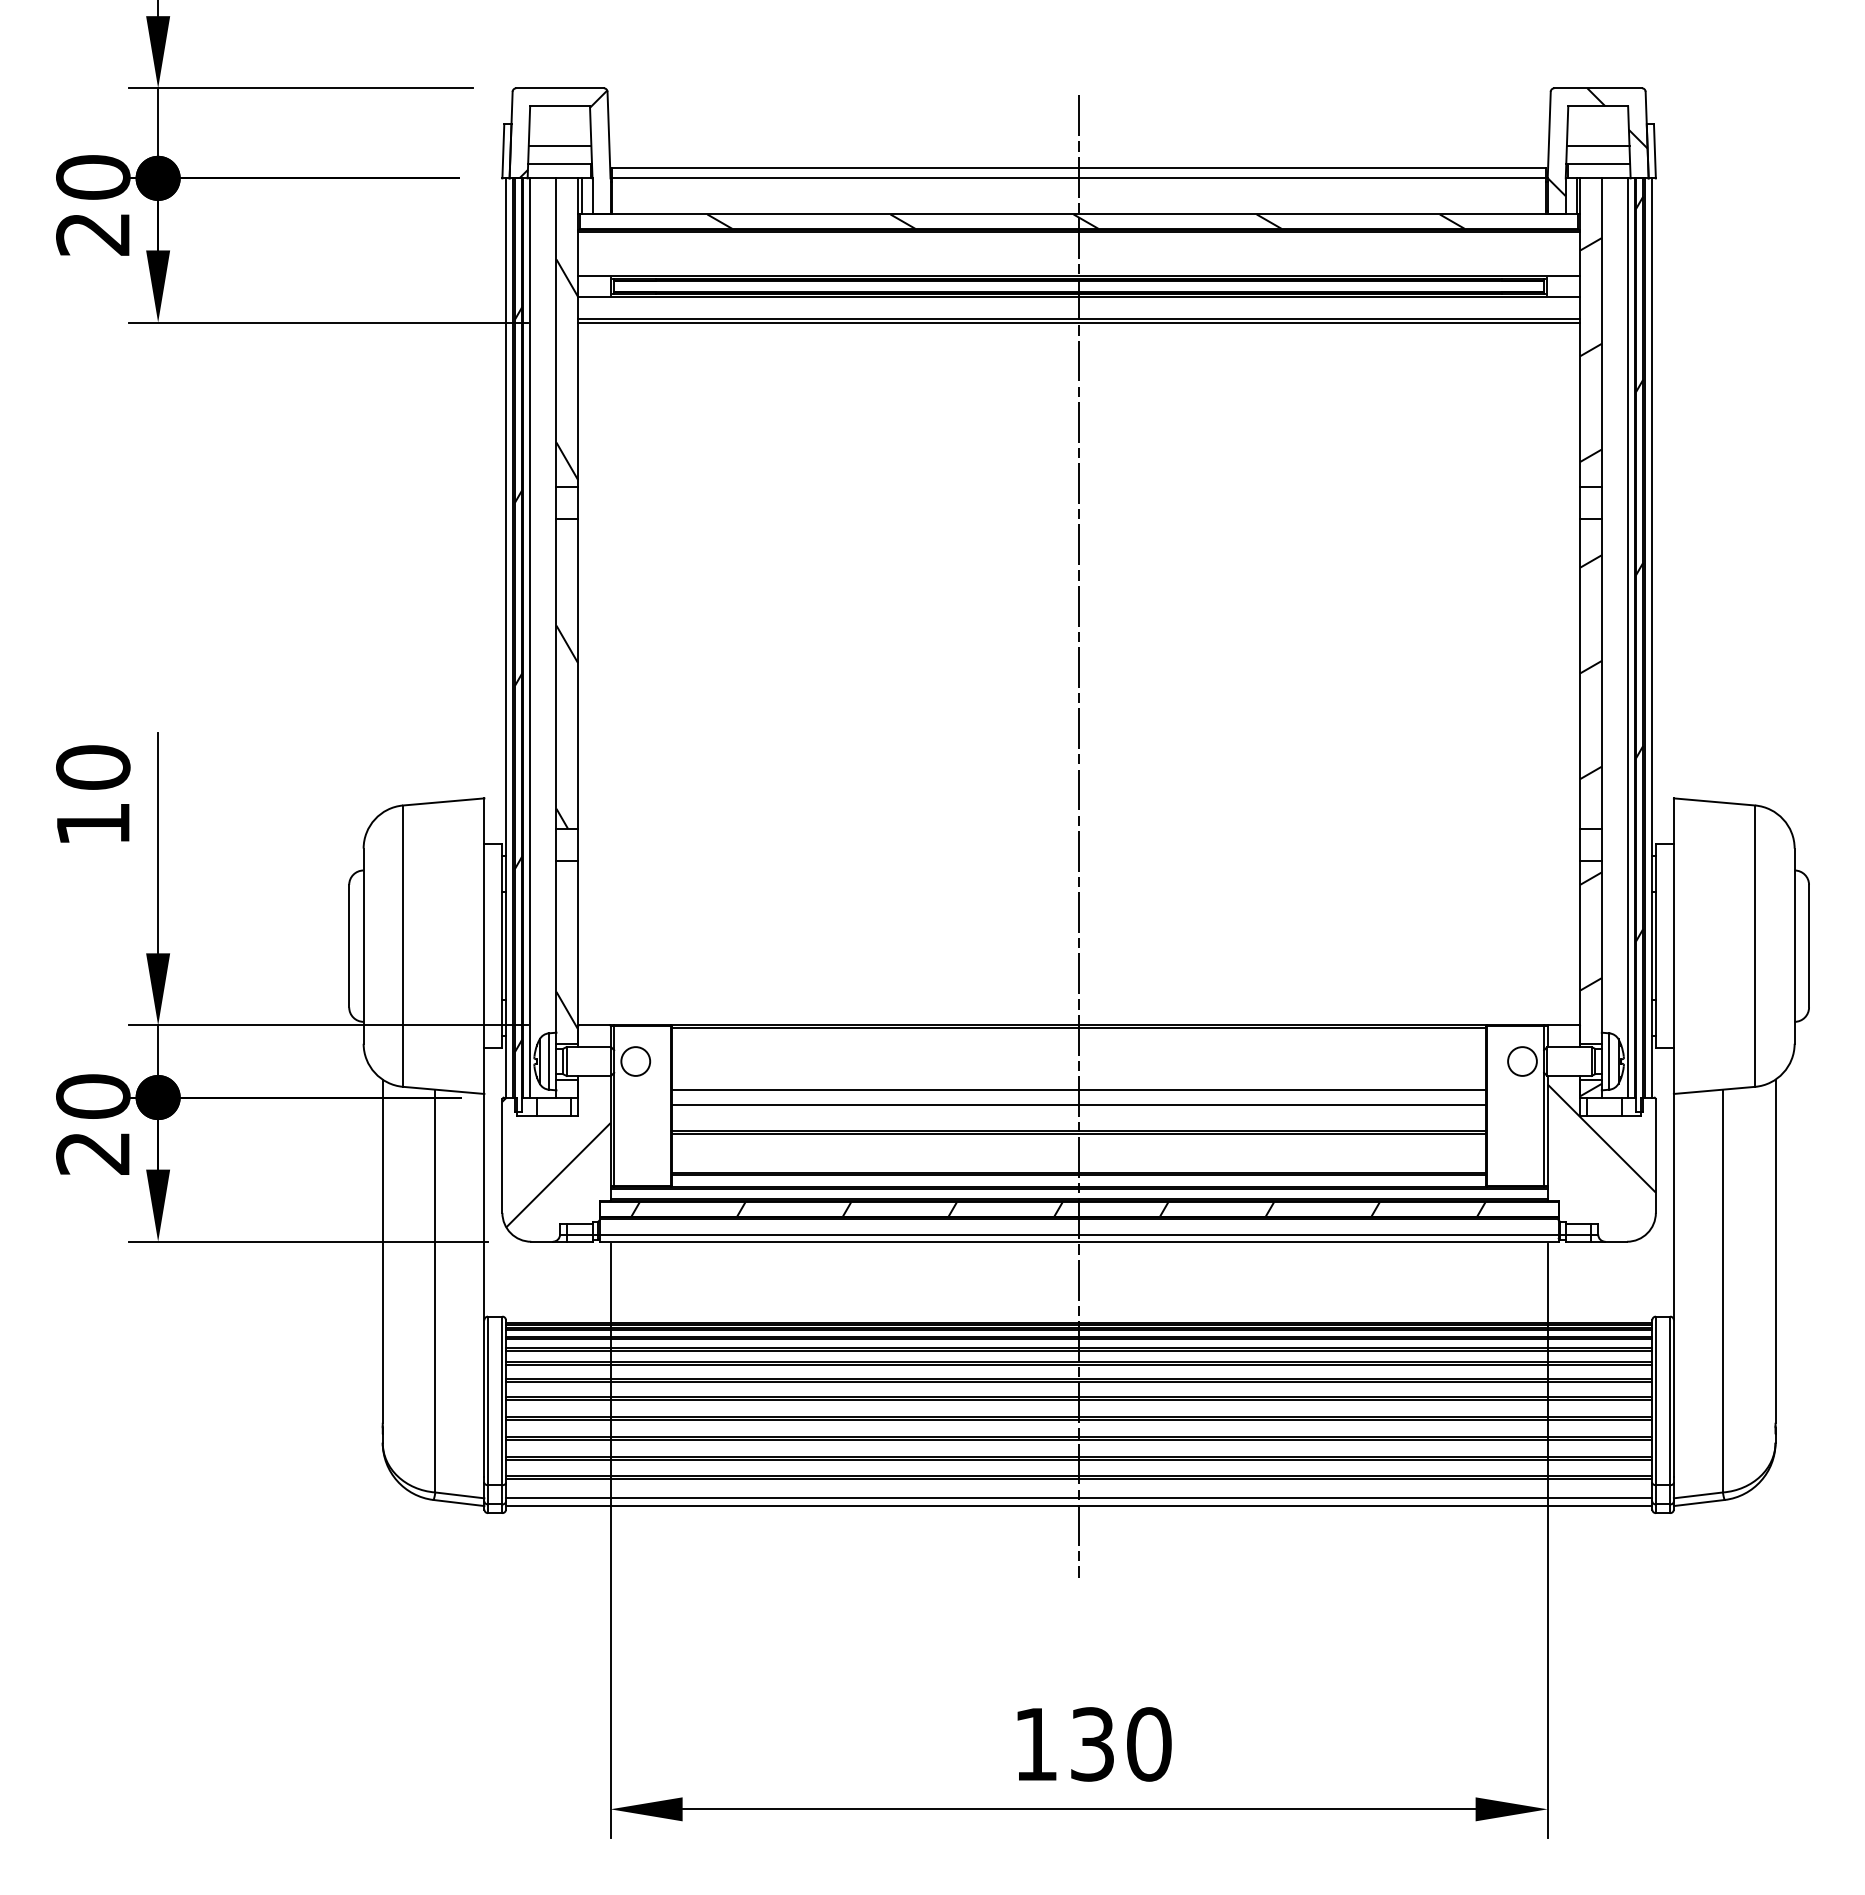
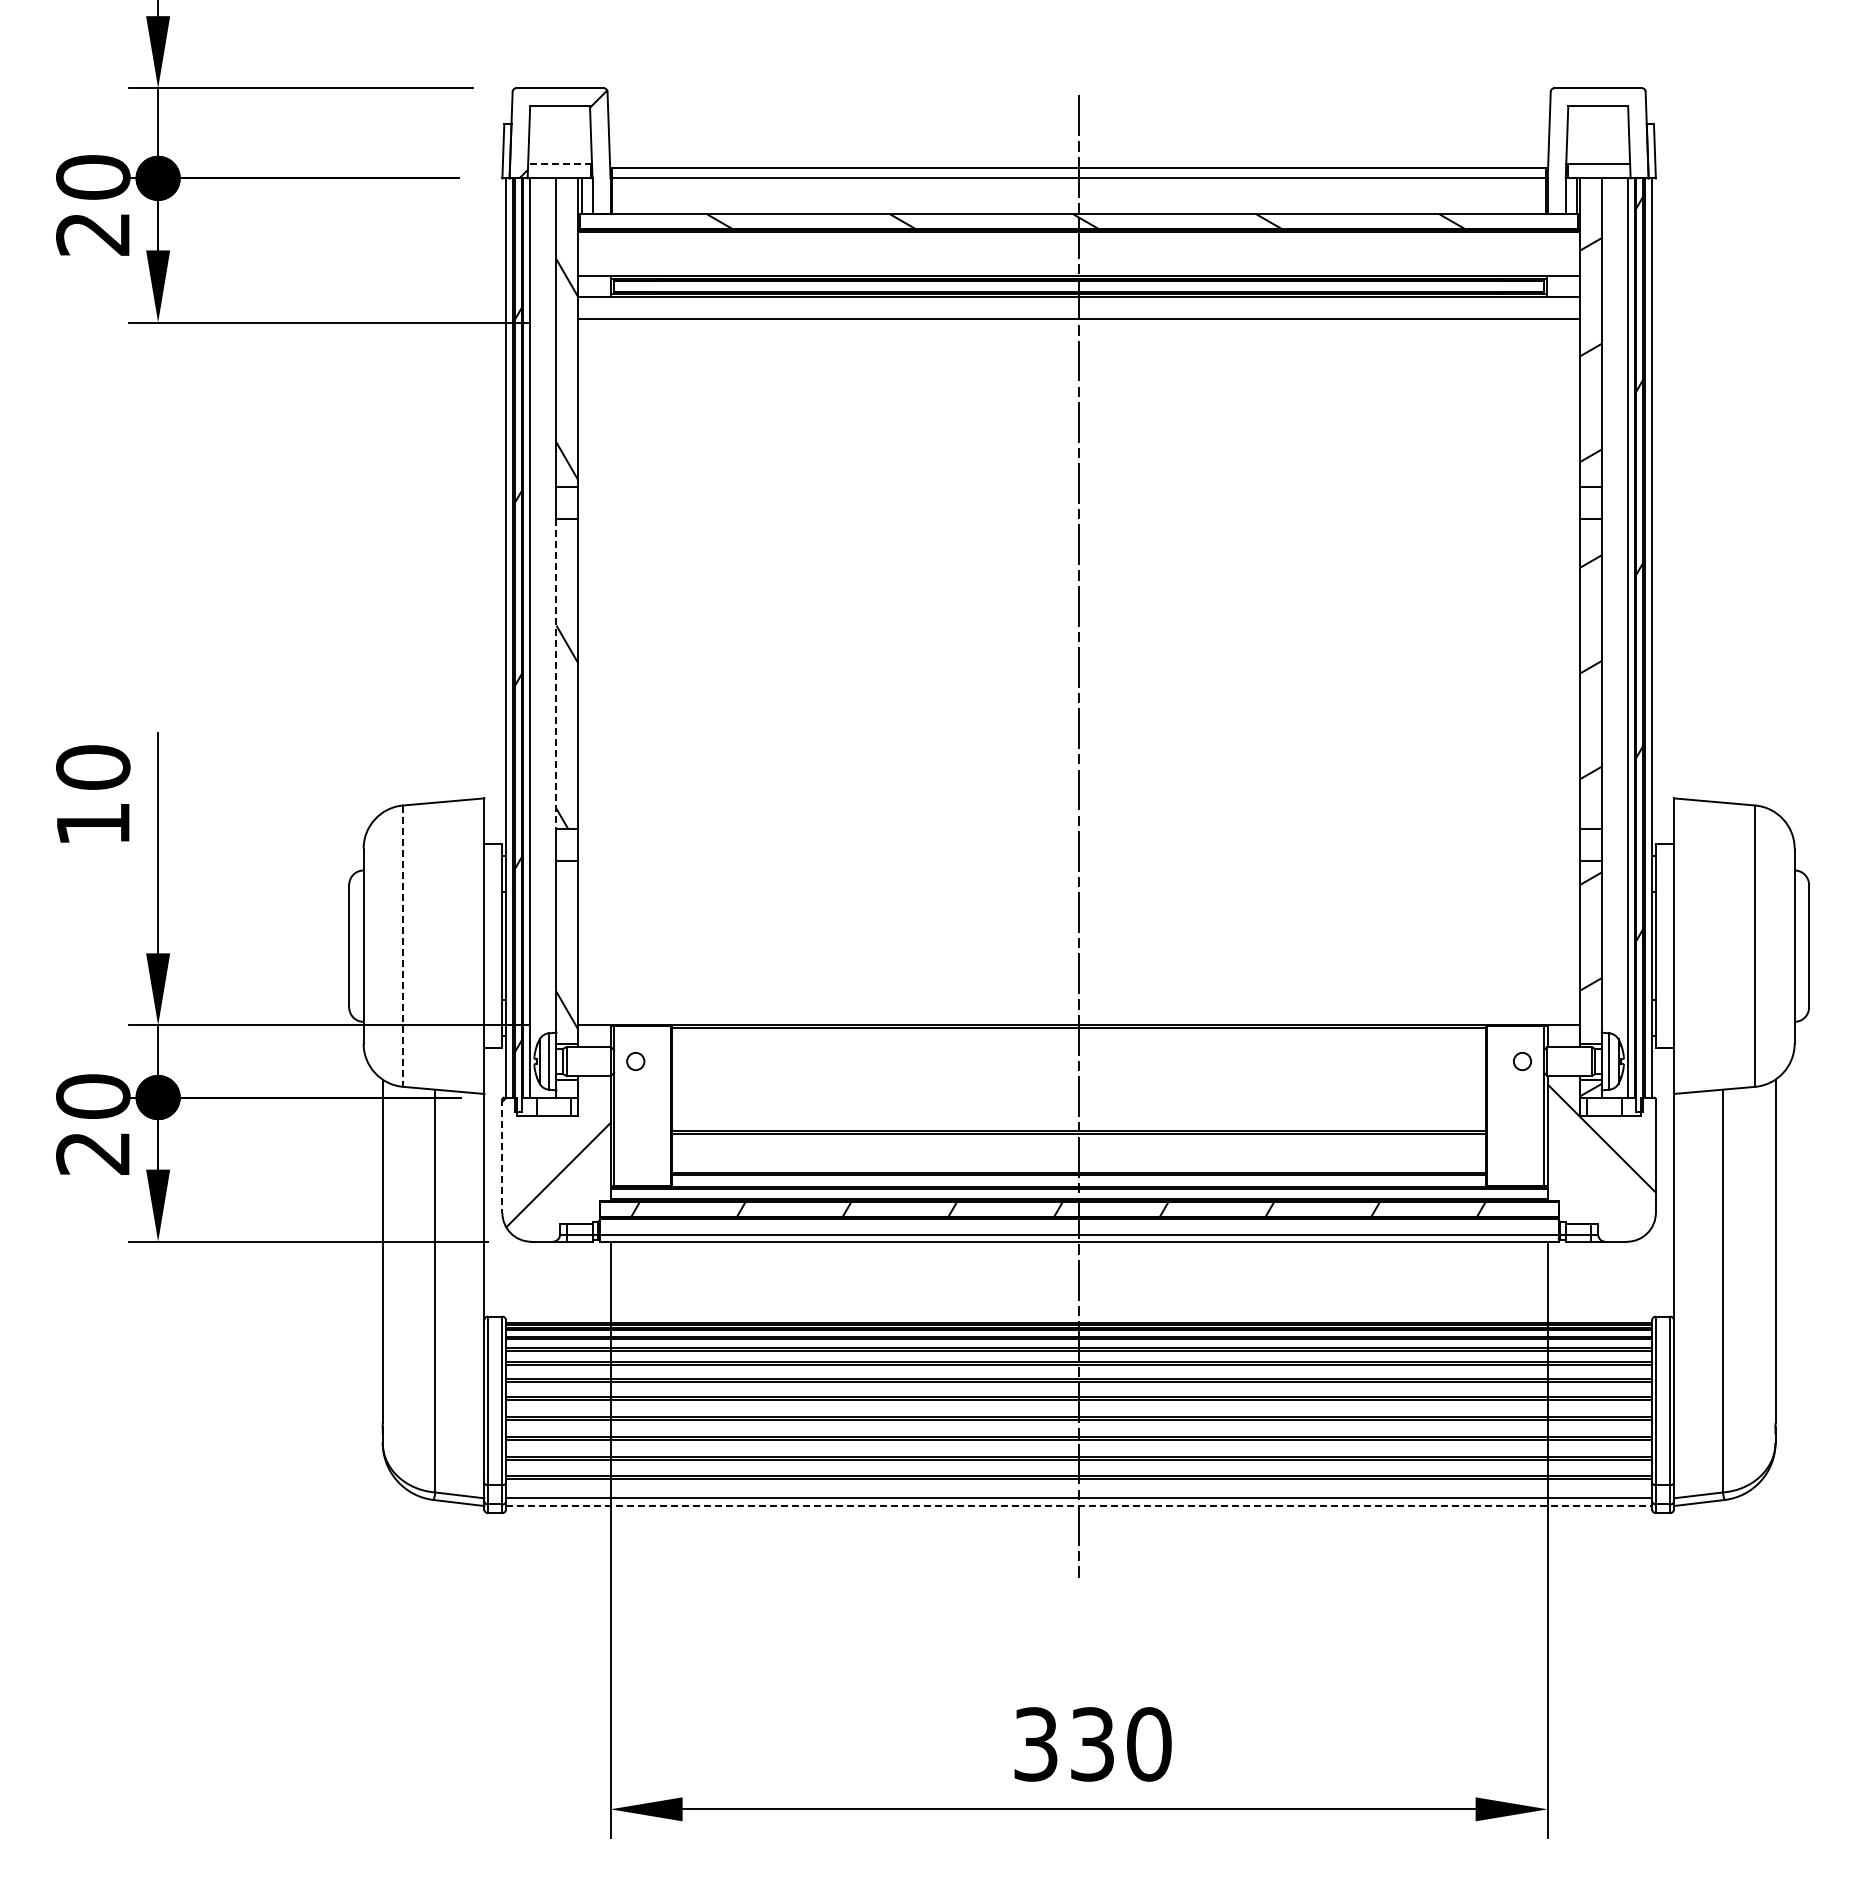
hatch: present -> none (1597, 142)
line: present -> none (559, 145)
line: present -> none (1597, 145)
line: solid -> dashed (560, 163)
line: present -> none (1079, 322)
line: solid -> dashed (556, 674)
line: solid -> dashed (403, 946)
circle diameter: 29 px -> 17 px (635, 1061)
circle diameter: 29 px -> 17 px (1522, 1061)
line: present -> none (1078, 1090)
line: present -> none (1078, 1104)
line: solid -> dashed (502, 1156)
line: solid -> dashed (1079, 1505)
text: 130 -> 330 (1035, 1744)
